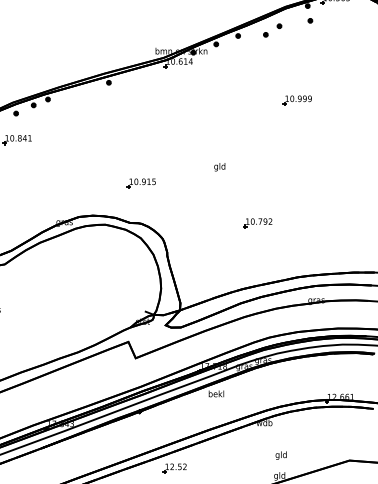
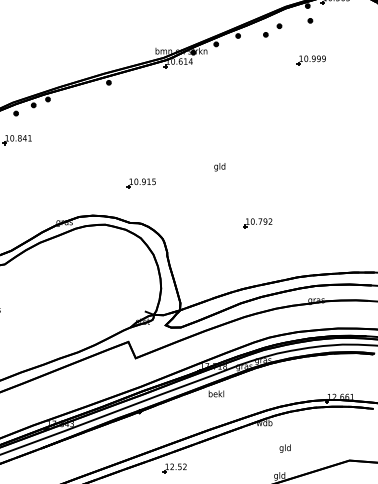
part position: (296, 100) -> (310, 60) (310, 60)
text position: (280, 455) -> (284, 448) (284, 448)
